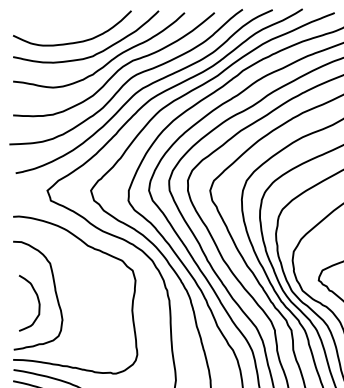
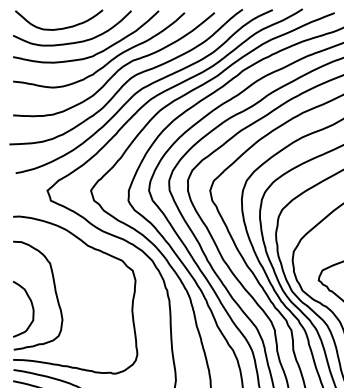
curve: none -> present (62, 27)
curve position: (37, 300) -> (31, 306) (31, 306)
